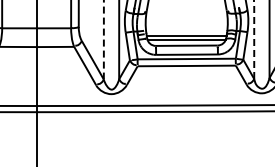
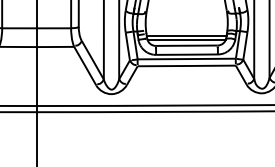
line: dashed -> solid (103, 39)
line: dashed -> solid (254, 39)
